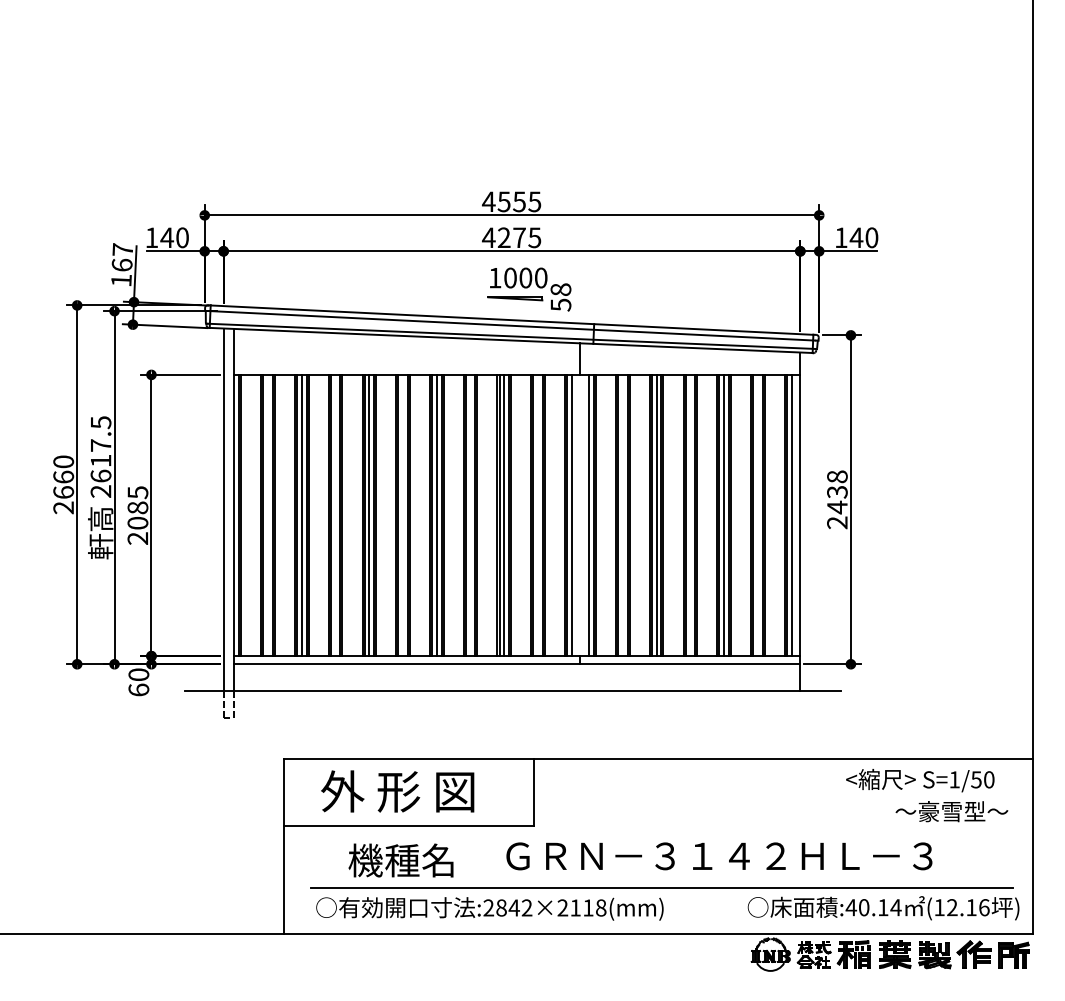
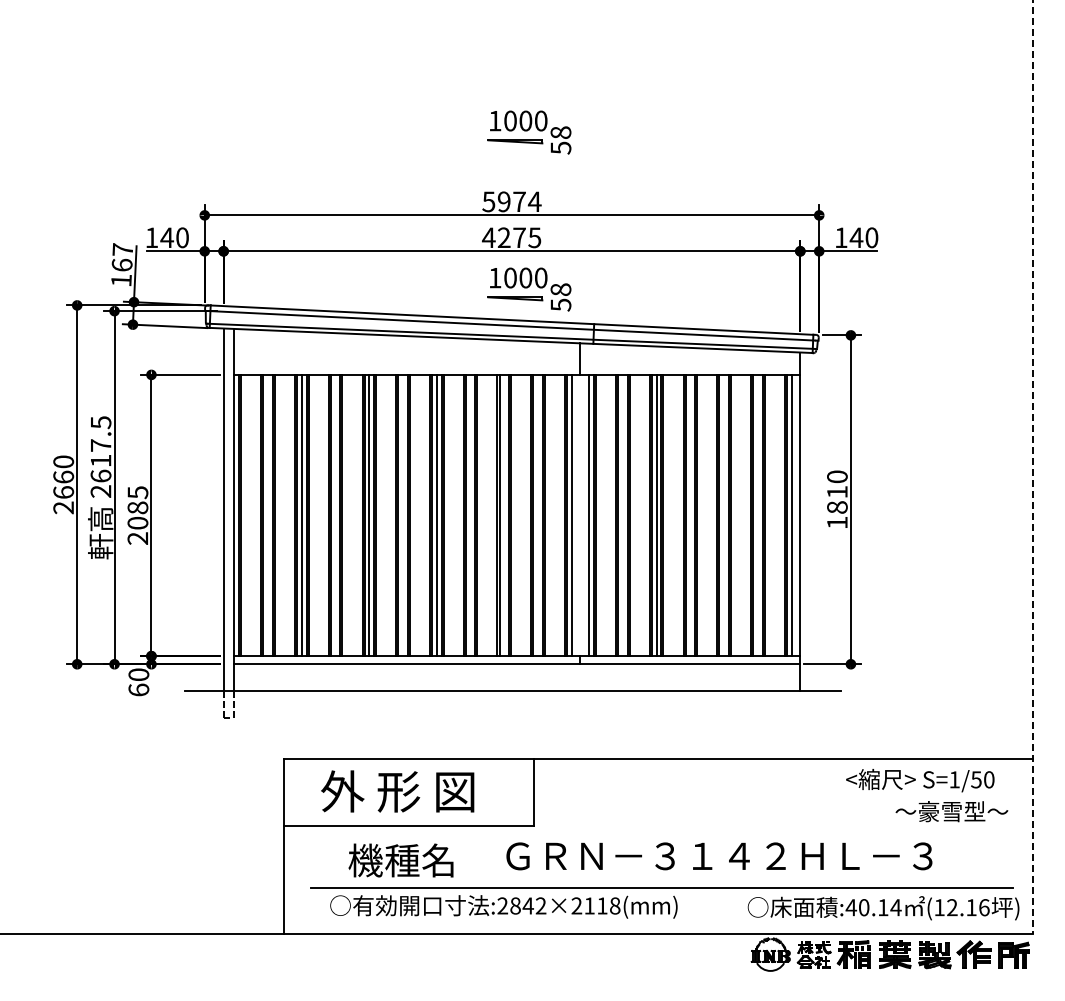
part: none -> present (529, 132)
text: 4555 -> 5974 (511, 201)
line: solid -> dashed (1033, 467)
text: 2438 -> 1810 (837, 499)
line: present -> none (504, 515)
line: present -> none (724, 515)
text position: (489, 908) -> (503, 906) (503, 906)
